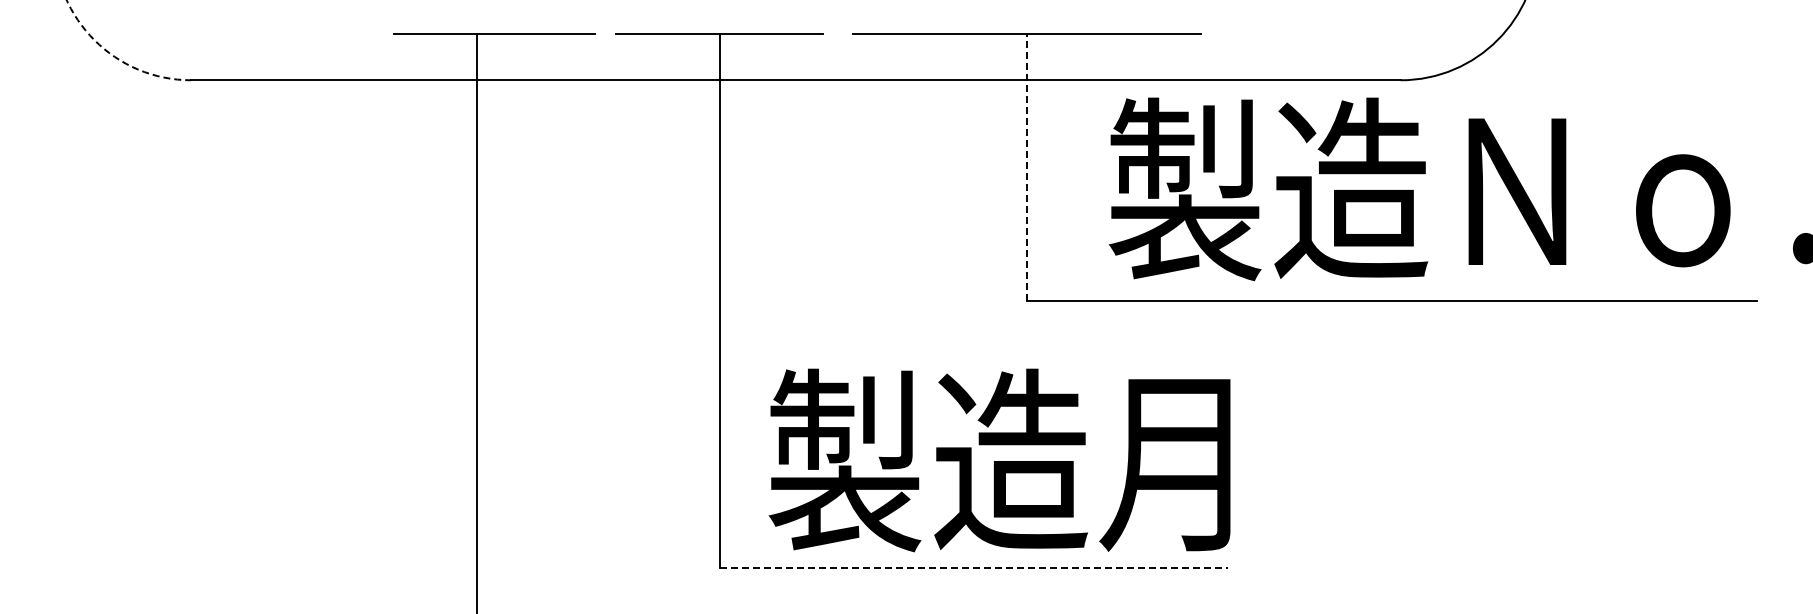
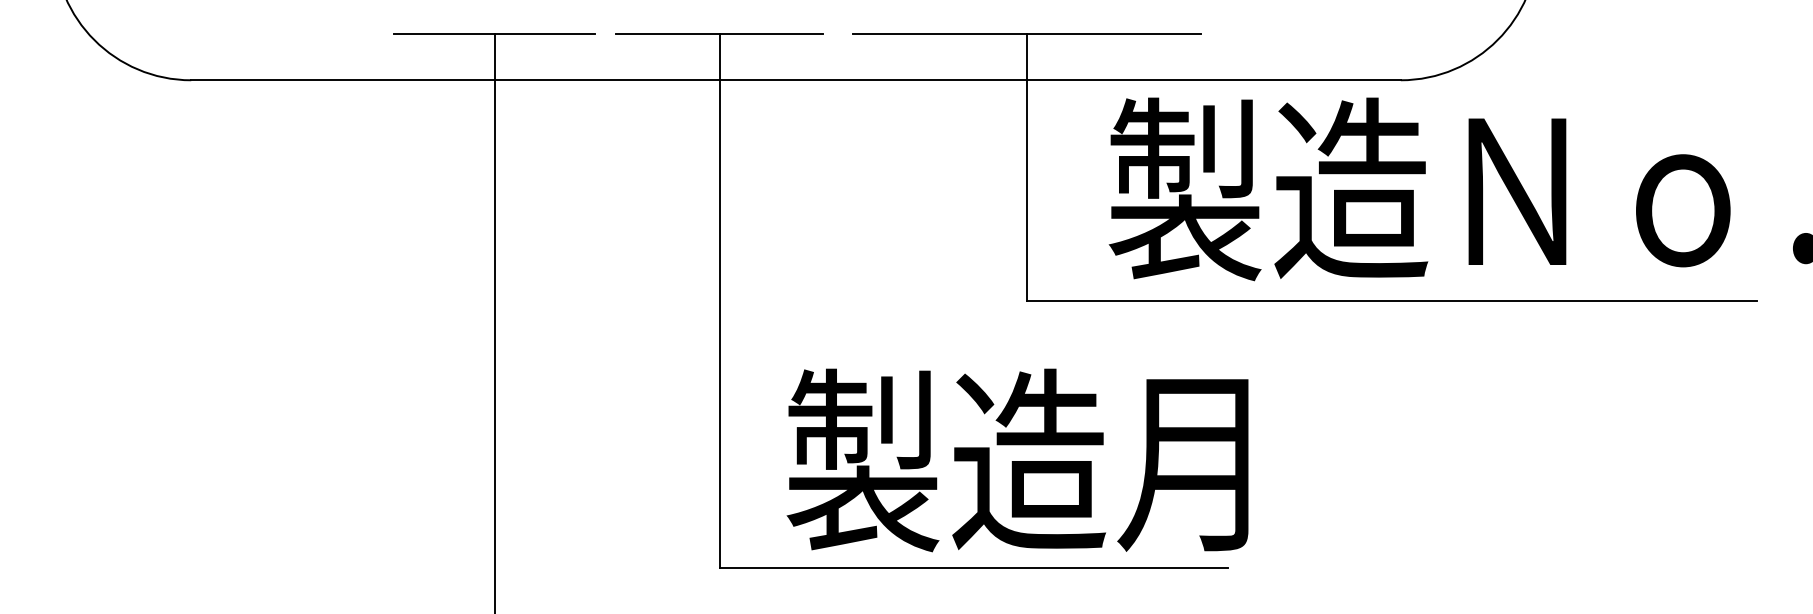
arc: dashed -> solid (116, 57)
line: dashed -> solid (1026, 167)
line position: (476, 322) -> (494, 322) (494, 322)
text position: (999, 460) -> (1017, 460) (1017, 460)
line: dashed -> solid (974, 568)
